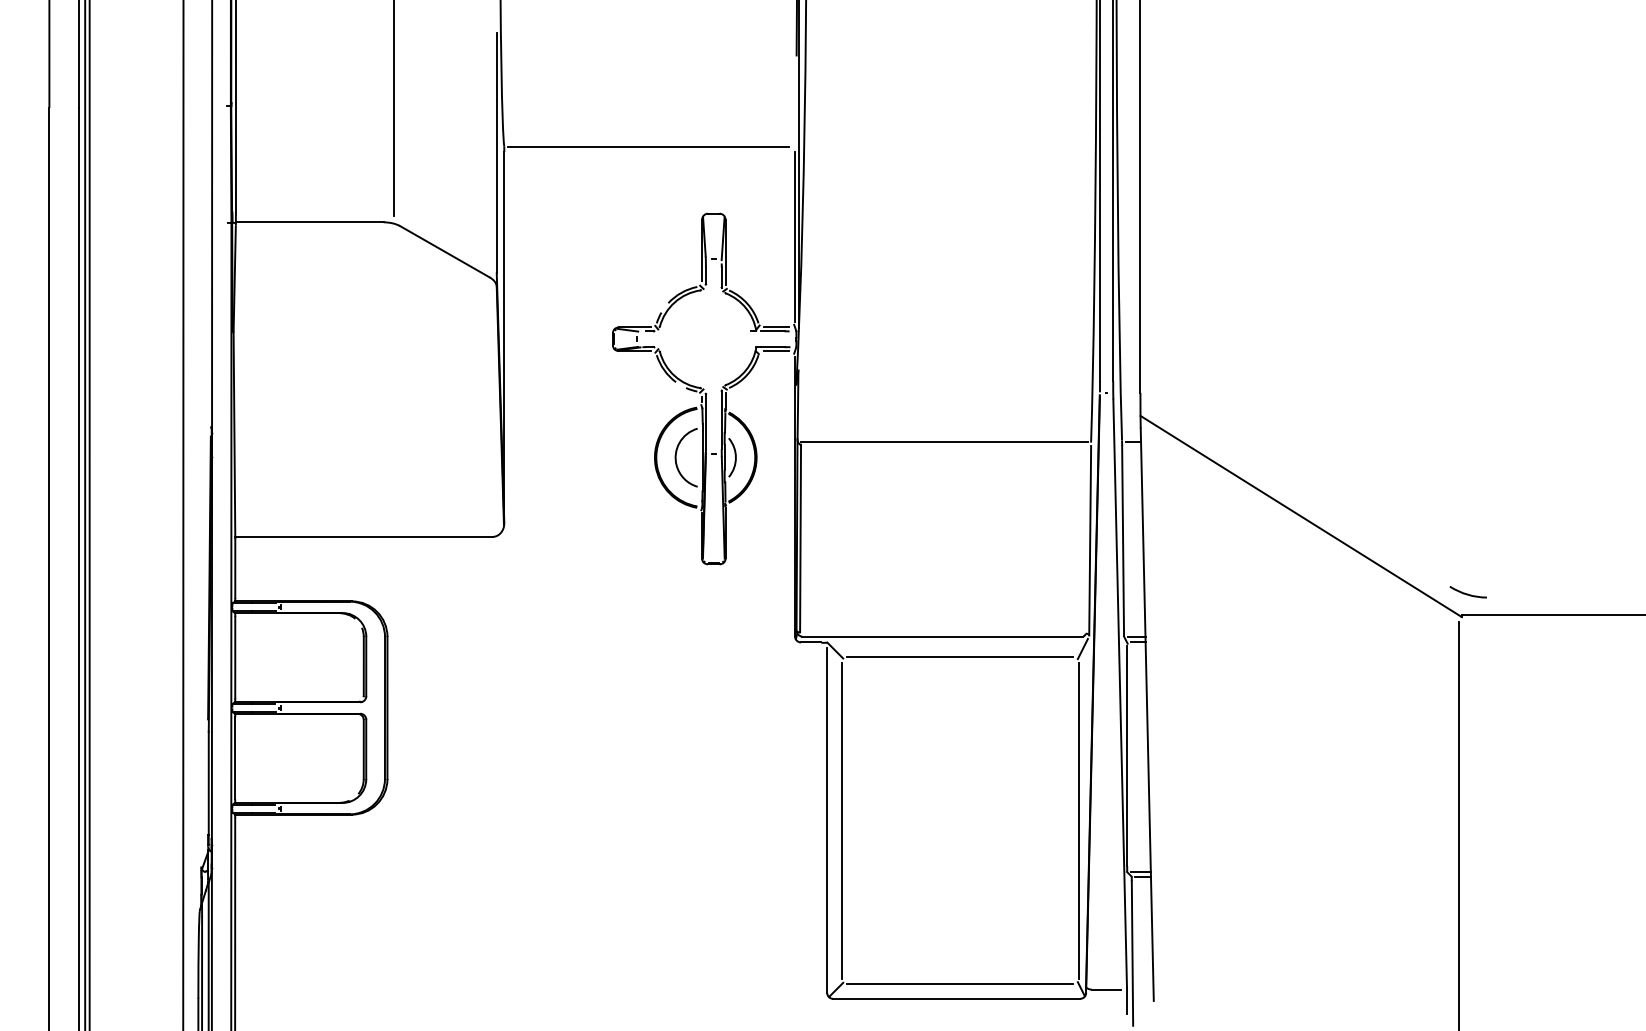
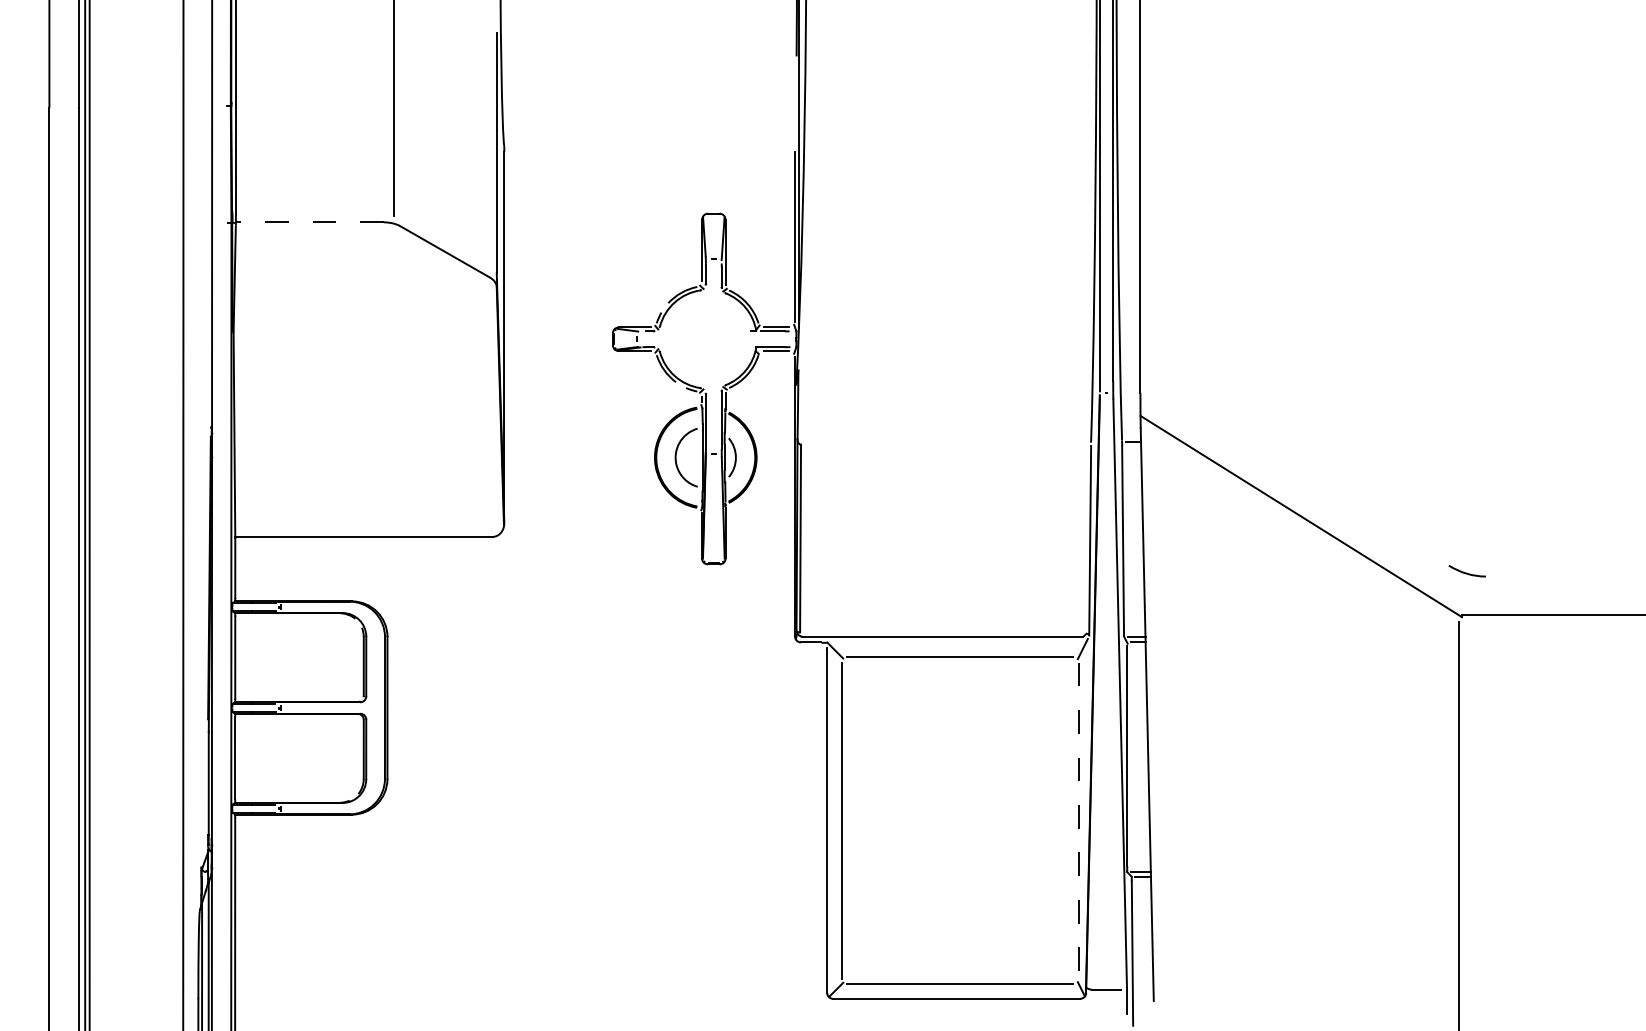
line: present -> none (648, 146)
line: solid -> dashed (309, 222)
line: present -> none (944, 441)
curve position: (1467, 593) -> (1466, 572) (1466, 572)
line: solid -> dashed (1078, 820)
